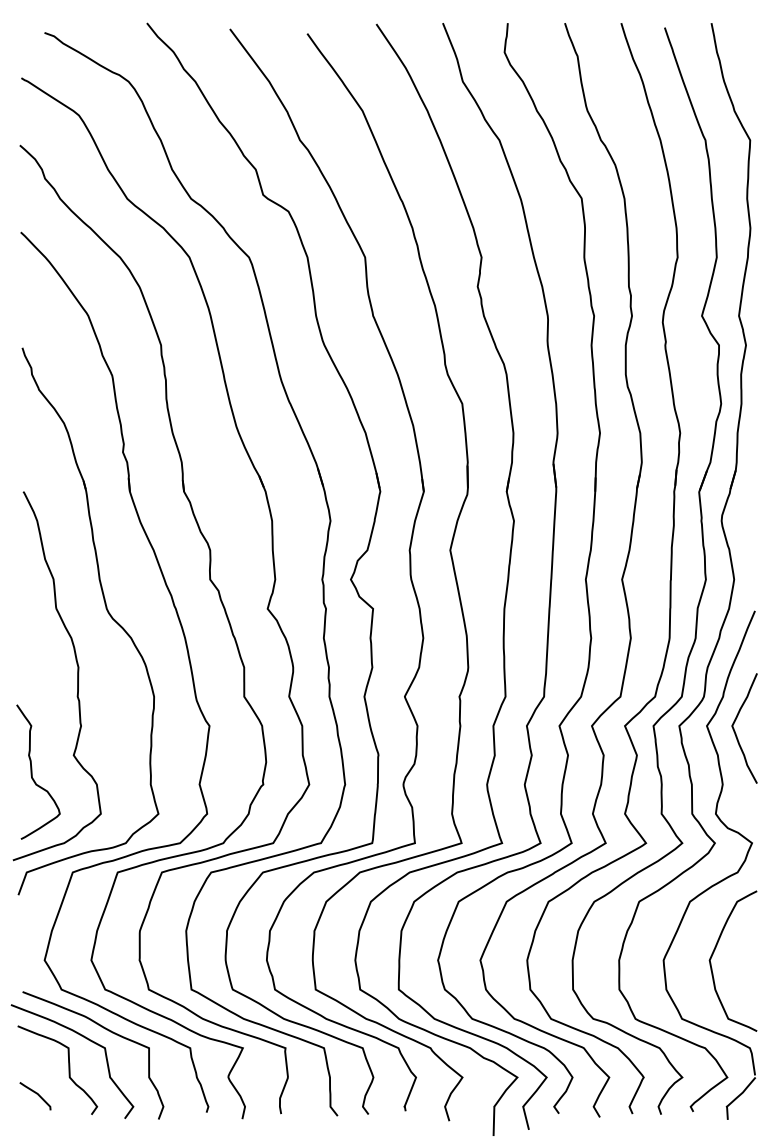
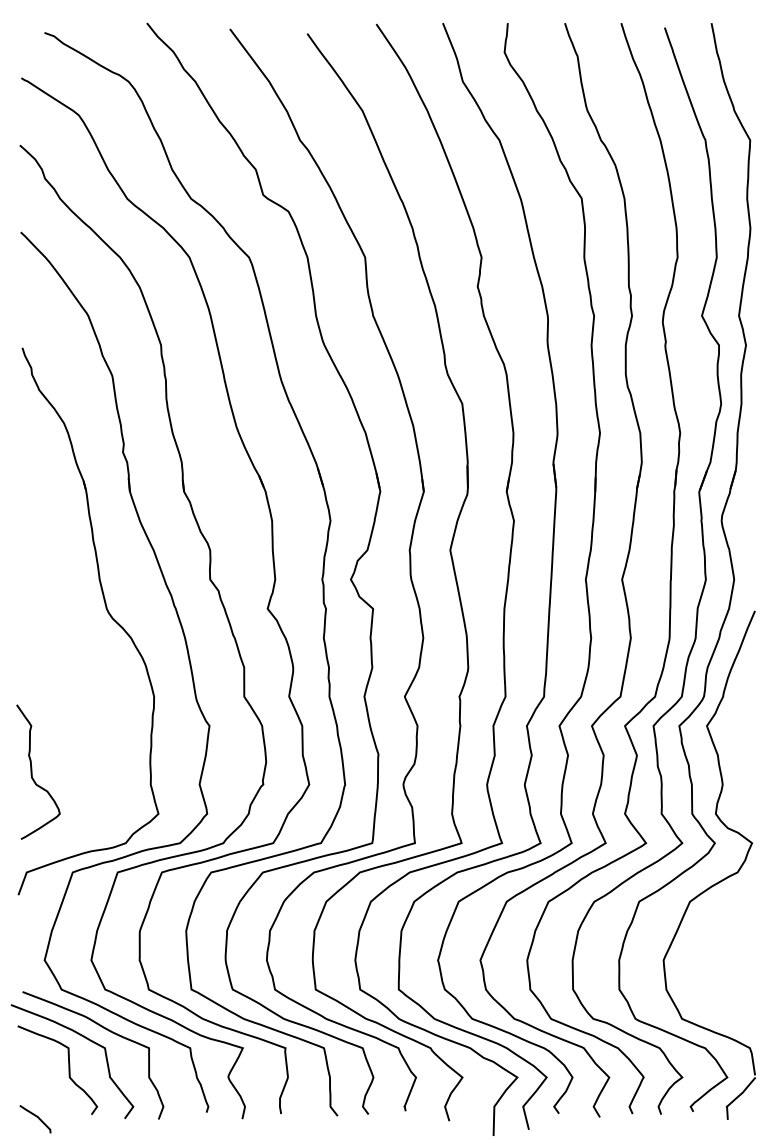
curve: present -> none (77, 676)
curve: present -> none (735, 730)
curve: present -> none (714, 952)
line position: (36, 1094) -> (36, 1117) (36, 1117)
